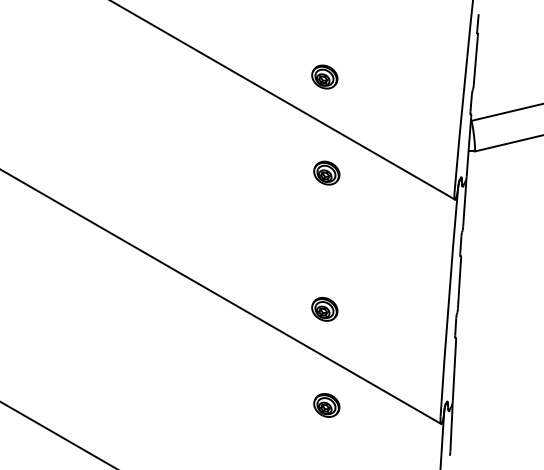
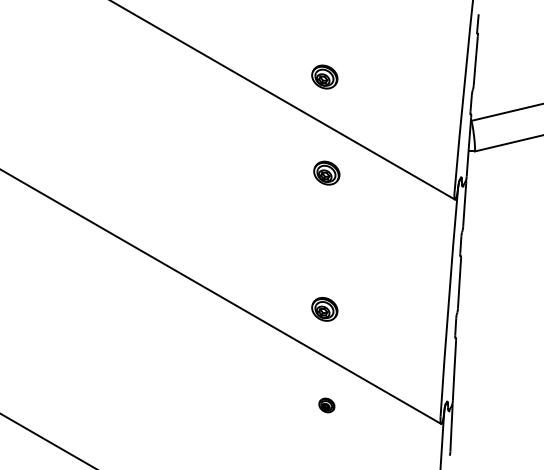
part size: 28x25 px -> 18x17 px (326, 405)
line position: (57, 434) -> (47, 440) (47, 440)
